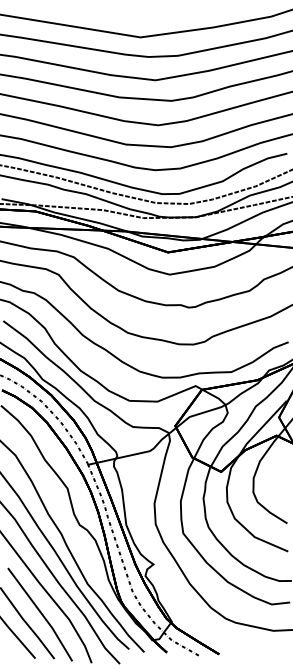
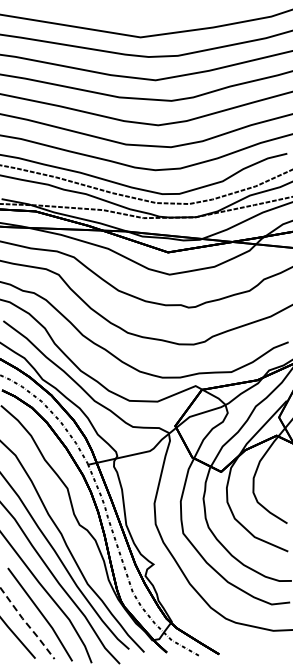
line: solid -> dashed (26, 623)
